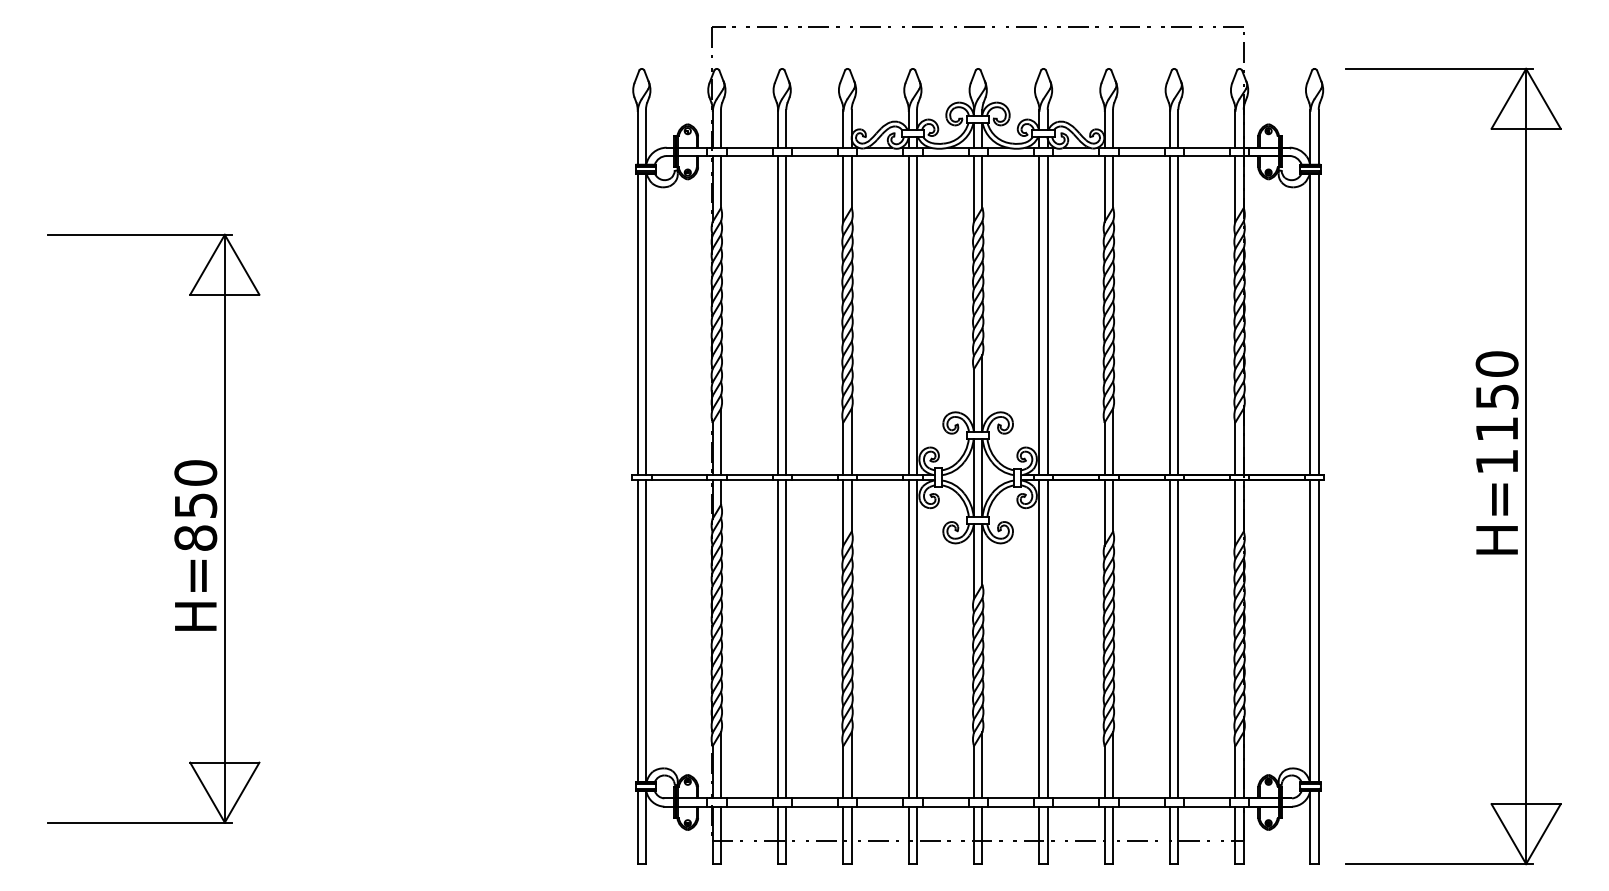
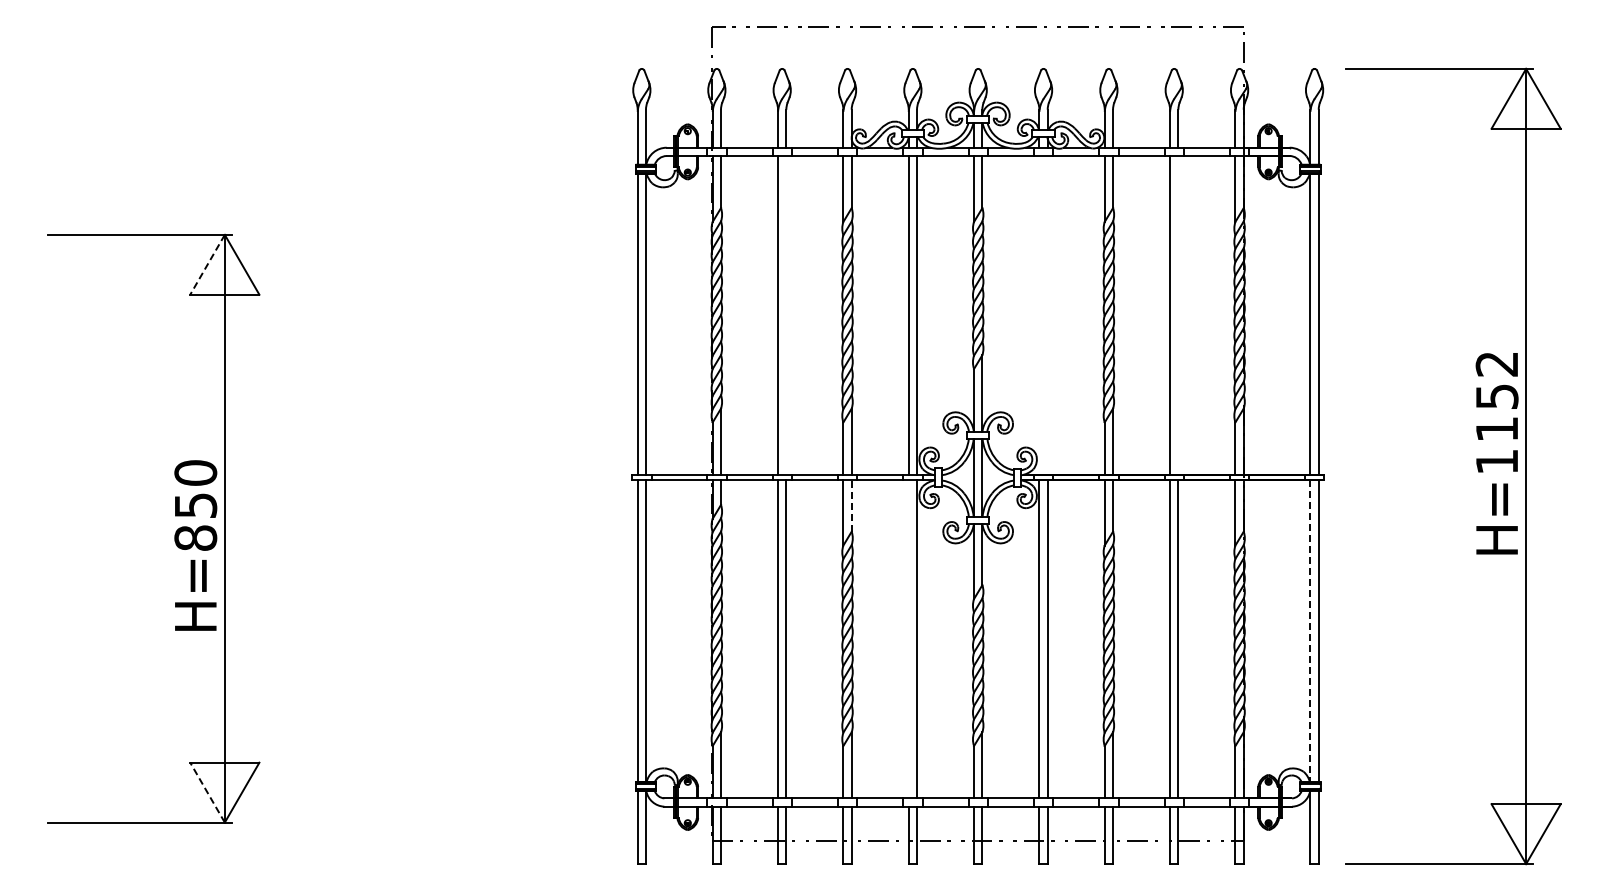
line: solid -> dashed (207, 264)
line: present -> none (786, 315)
line: present -> none (1039, 315)
line: present -> none (1047, 315)
line: present -> none (1178, 315)
text: H=1150 -> H=1152 (1496, 363)
line: solid -> dashed (851, 505)
line: solid -> dashed (1310, 631)
line: present -> none (908, 638)
line: solid -> dashed (207, 792)
